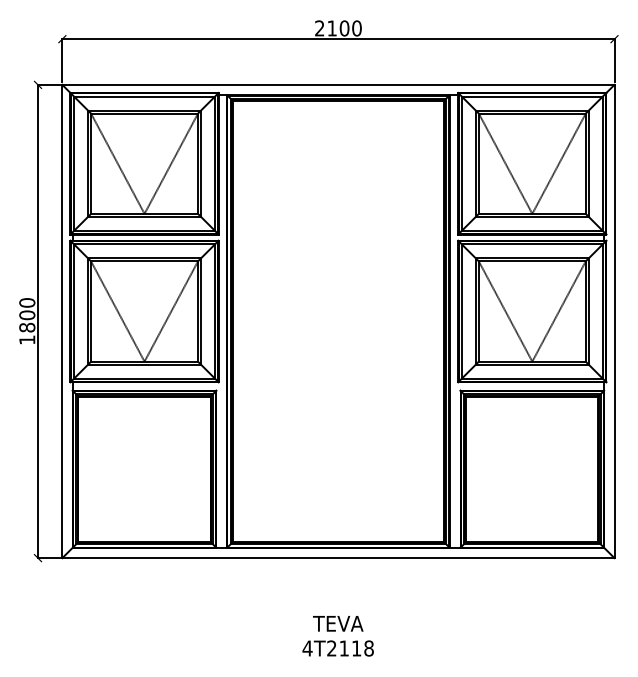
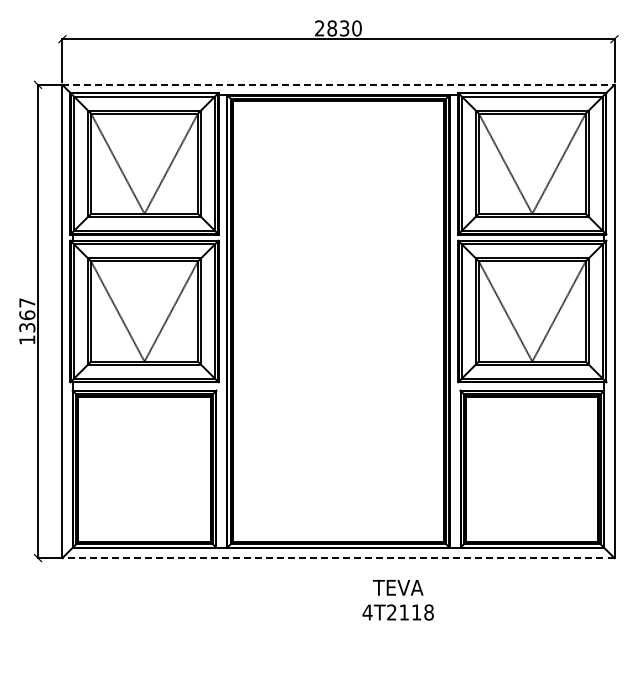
text: 2100 -> 2830 (338, 28)
line: solid -> dashed (338, 84)
text: 1800 -> 1367 (27, 315)
line: solid -> dashed (337, 558)
text position: (337, 636) -> (397, 600) (397, 600)
